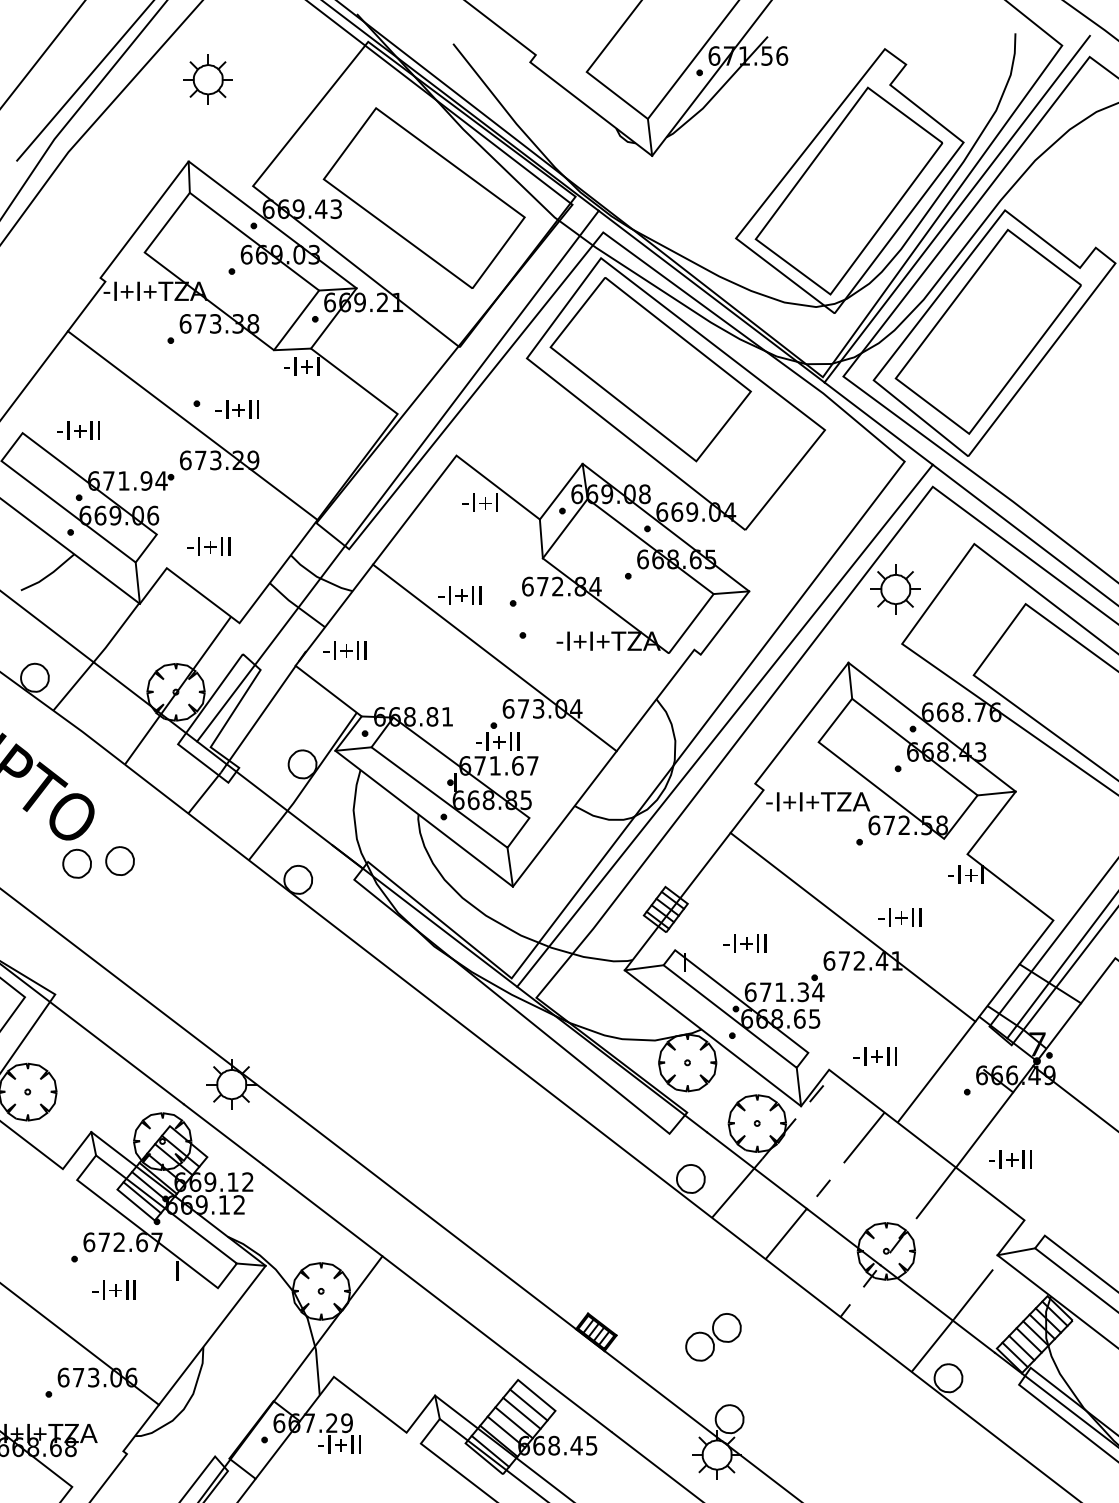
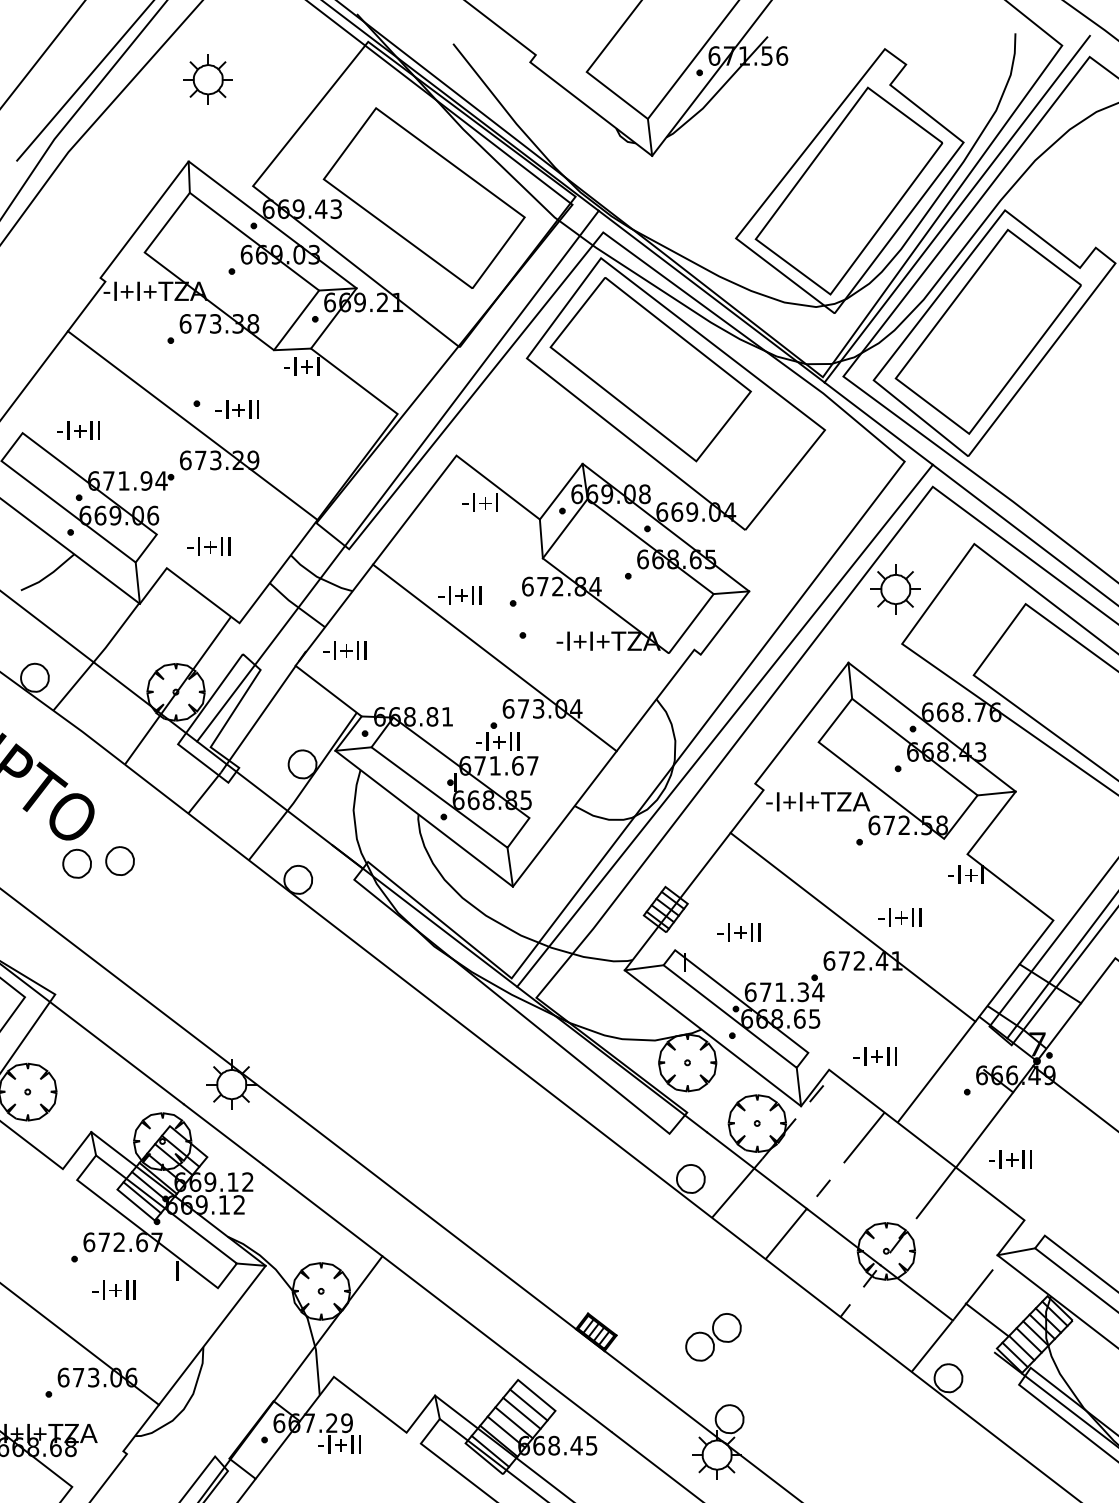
text position: (744, 943) -> (738, 932) (738, 932)
line position: (973, 1336) -> (986, 1319) (986, 1319)
